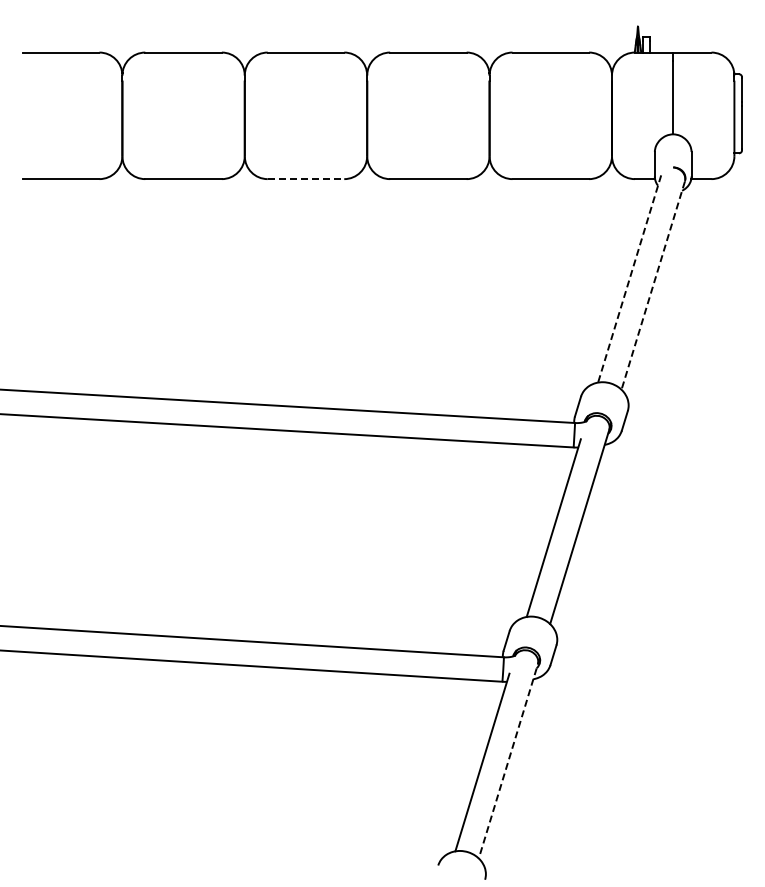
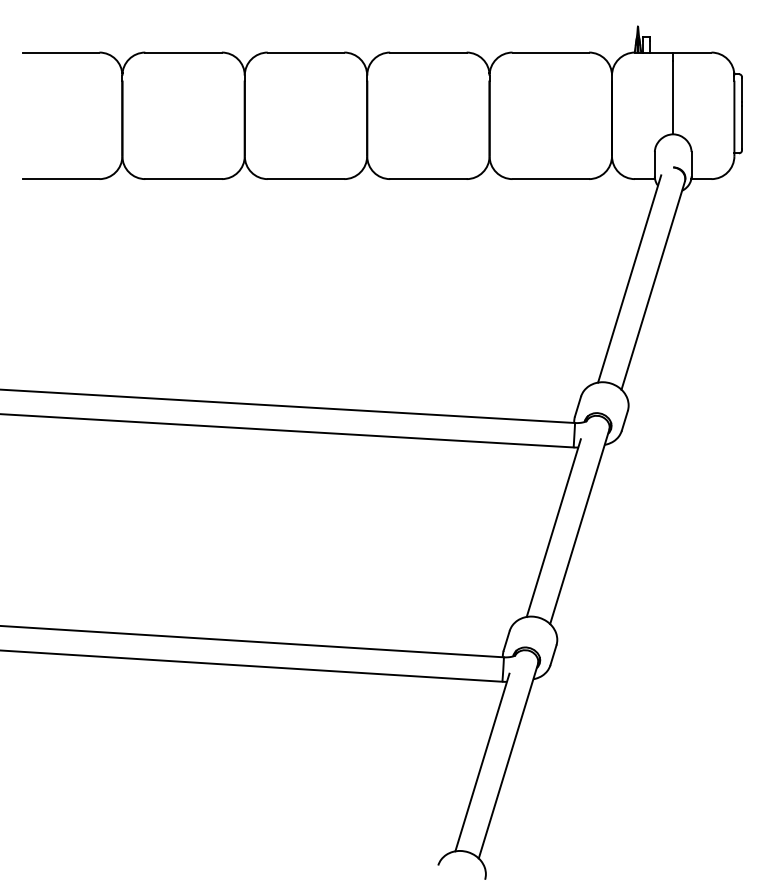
line: dashed -> solid (306, 179)
line: dashed -> solid (629, 279)
line: dashed -> solid (653, 285)
line: dashed -> solid (509, 758)
